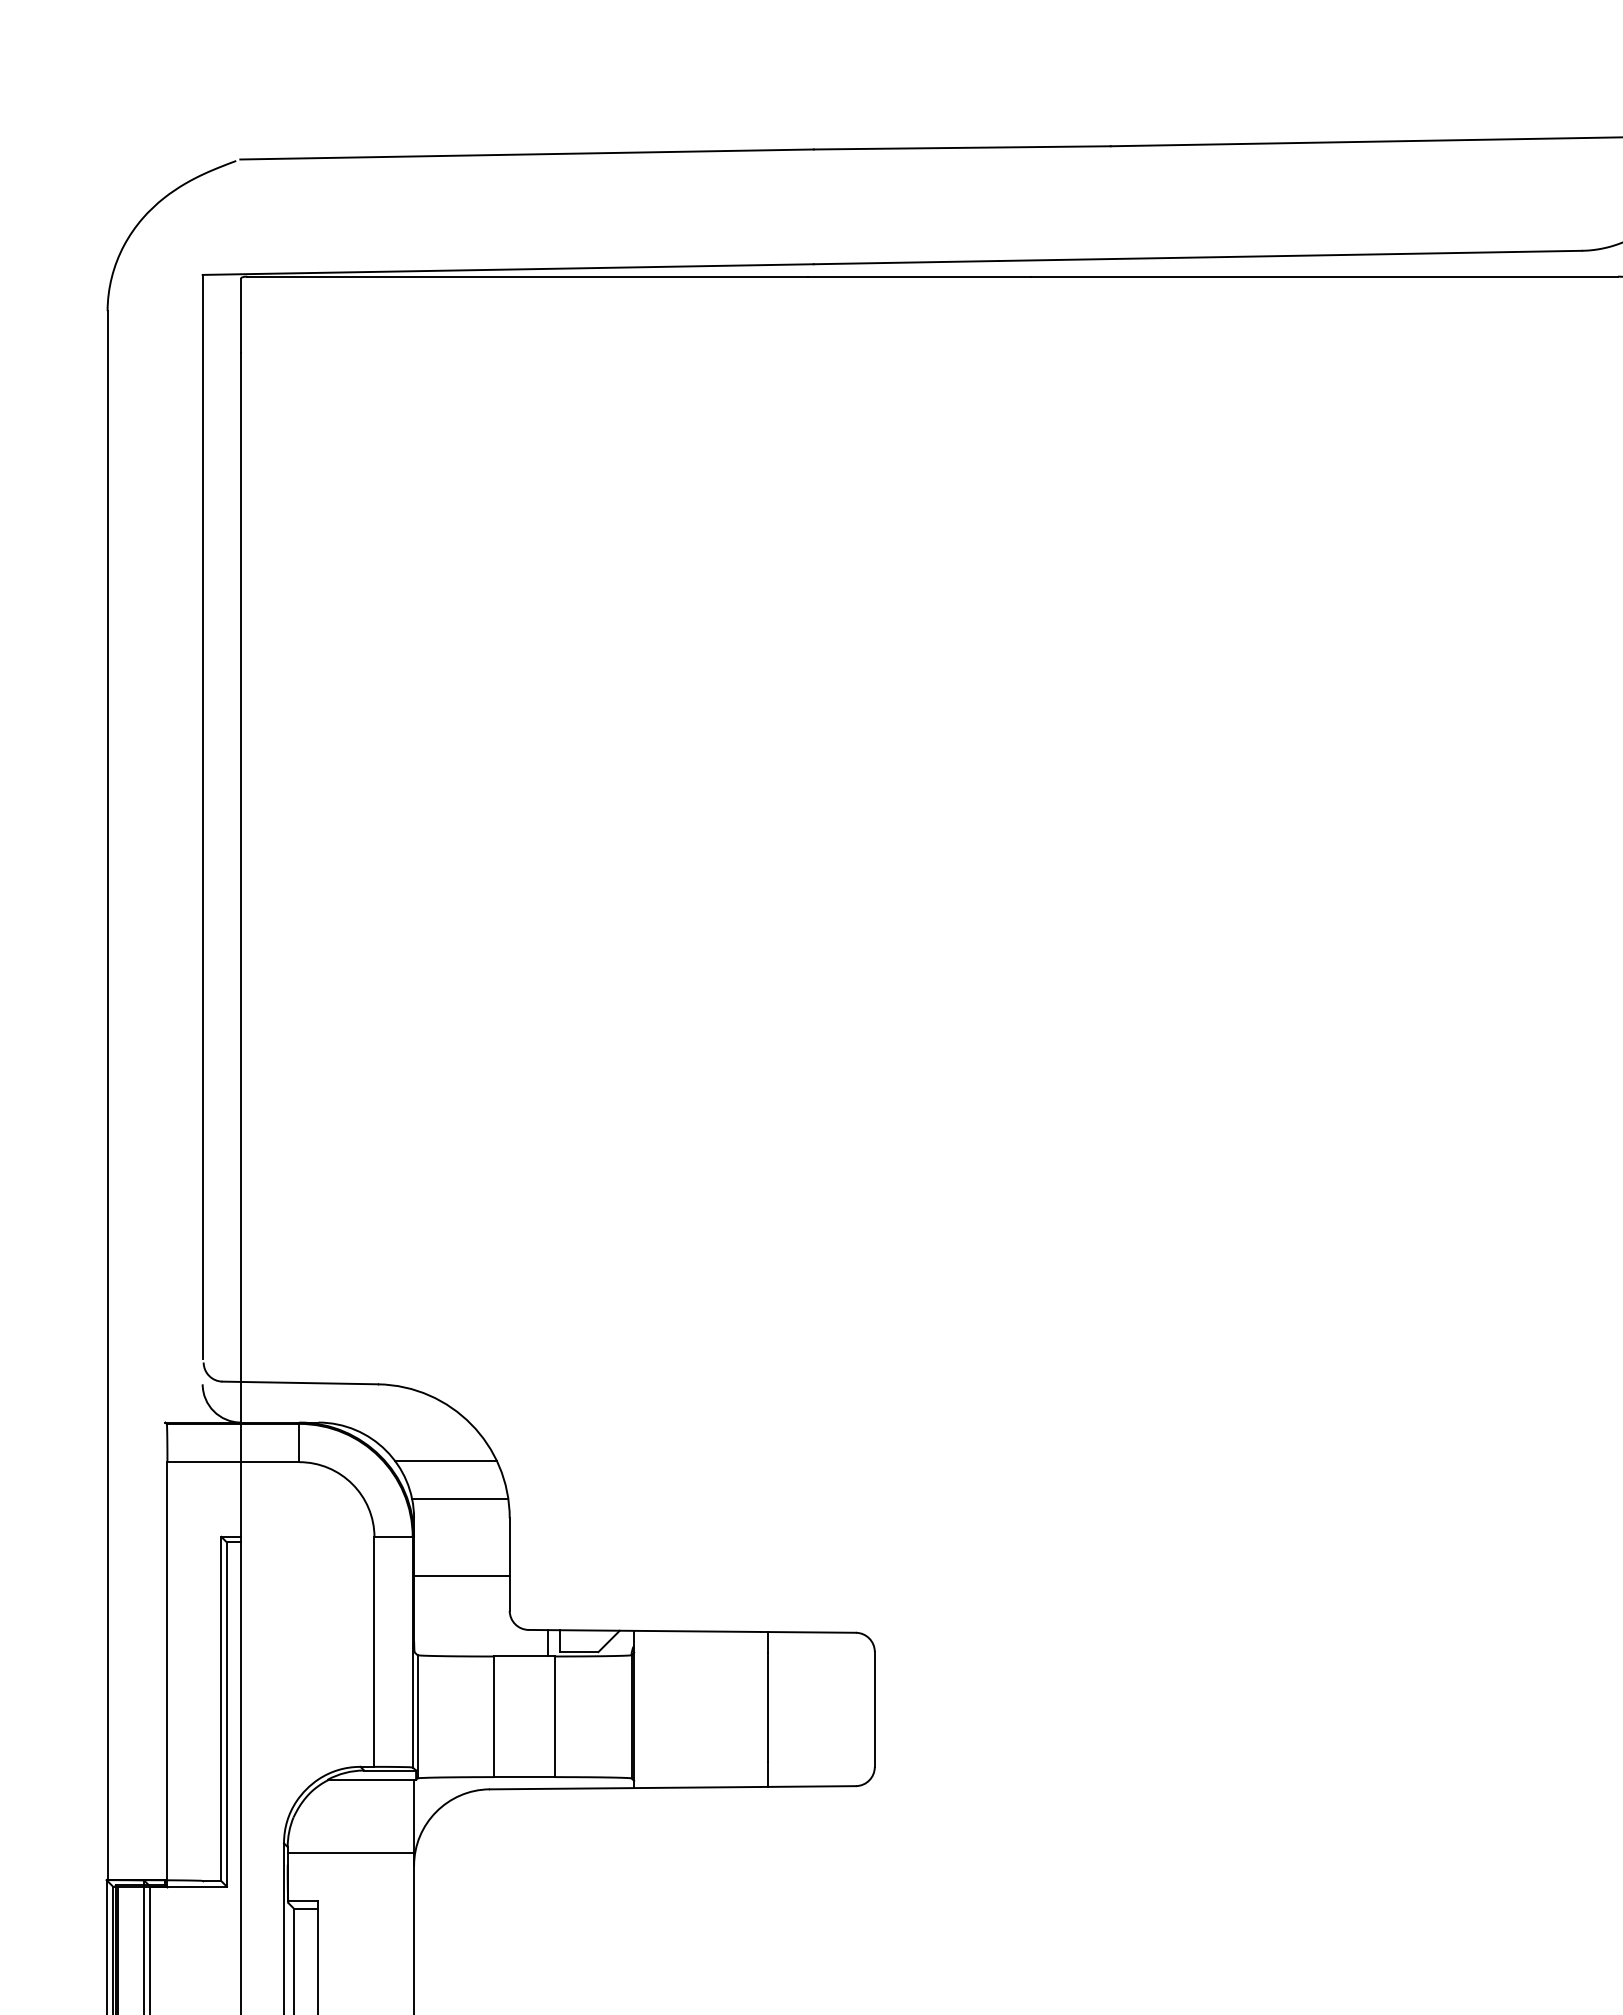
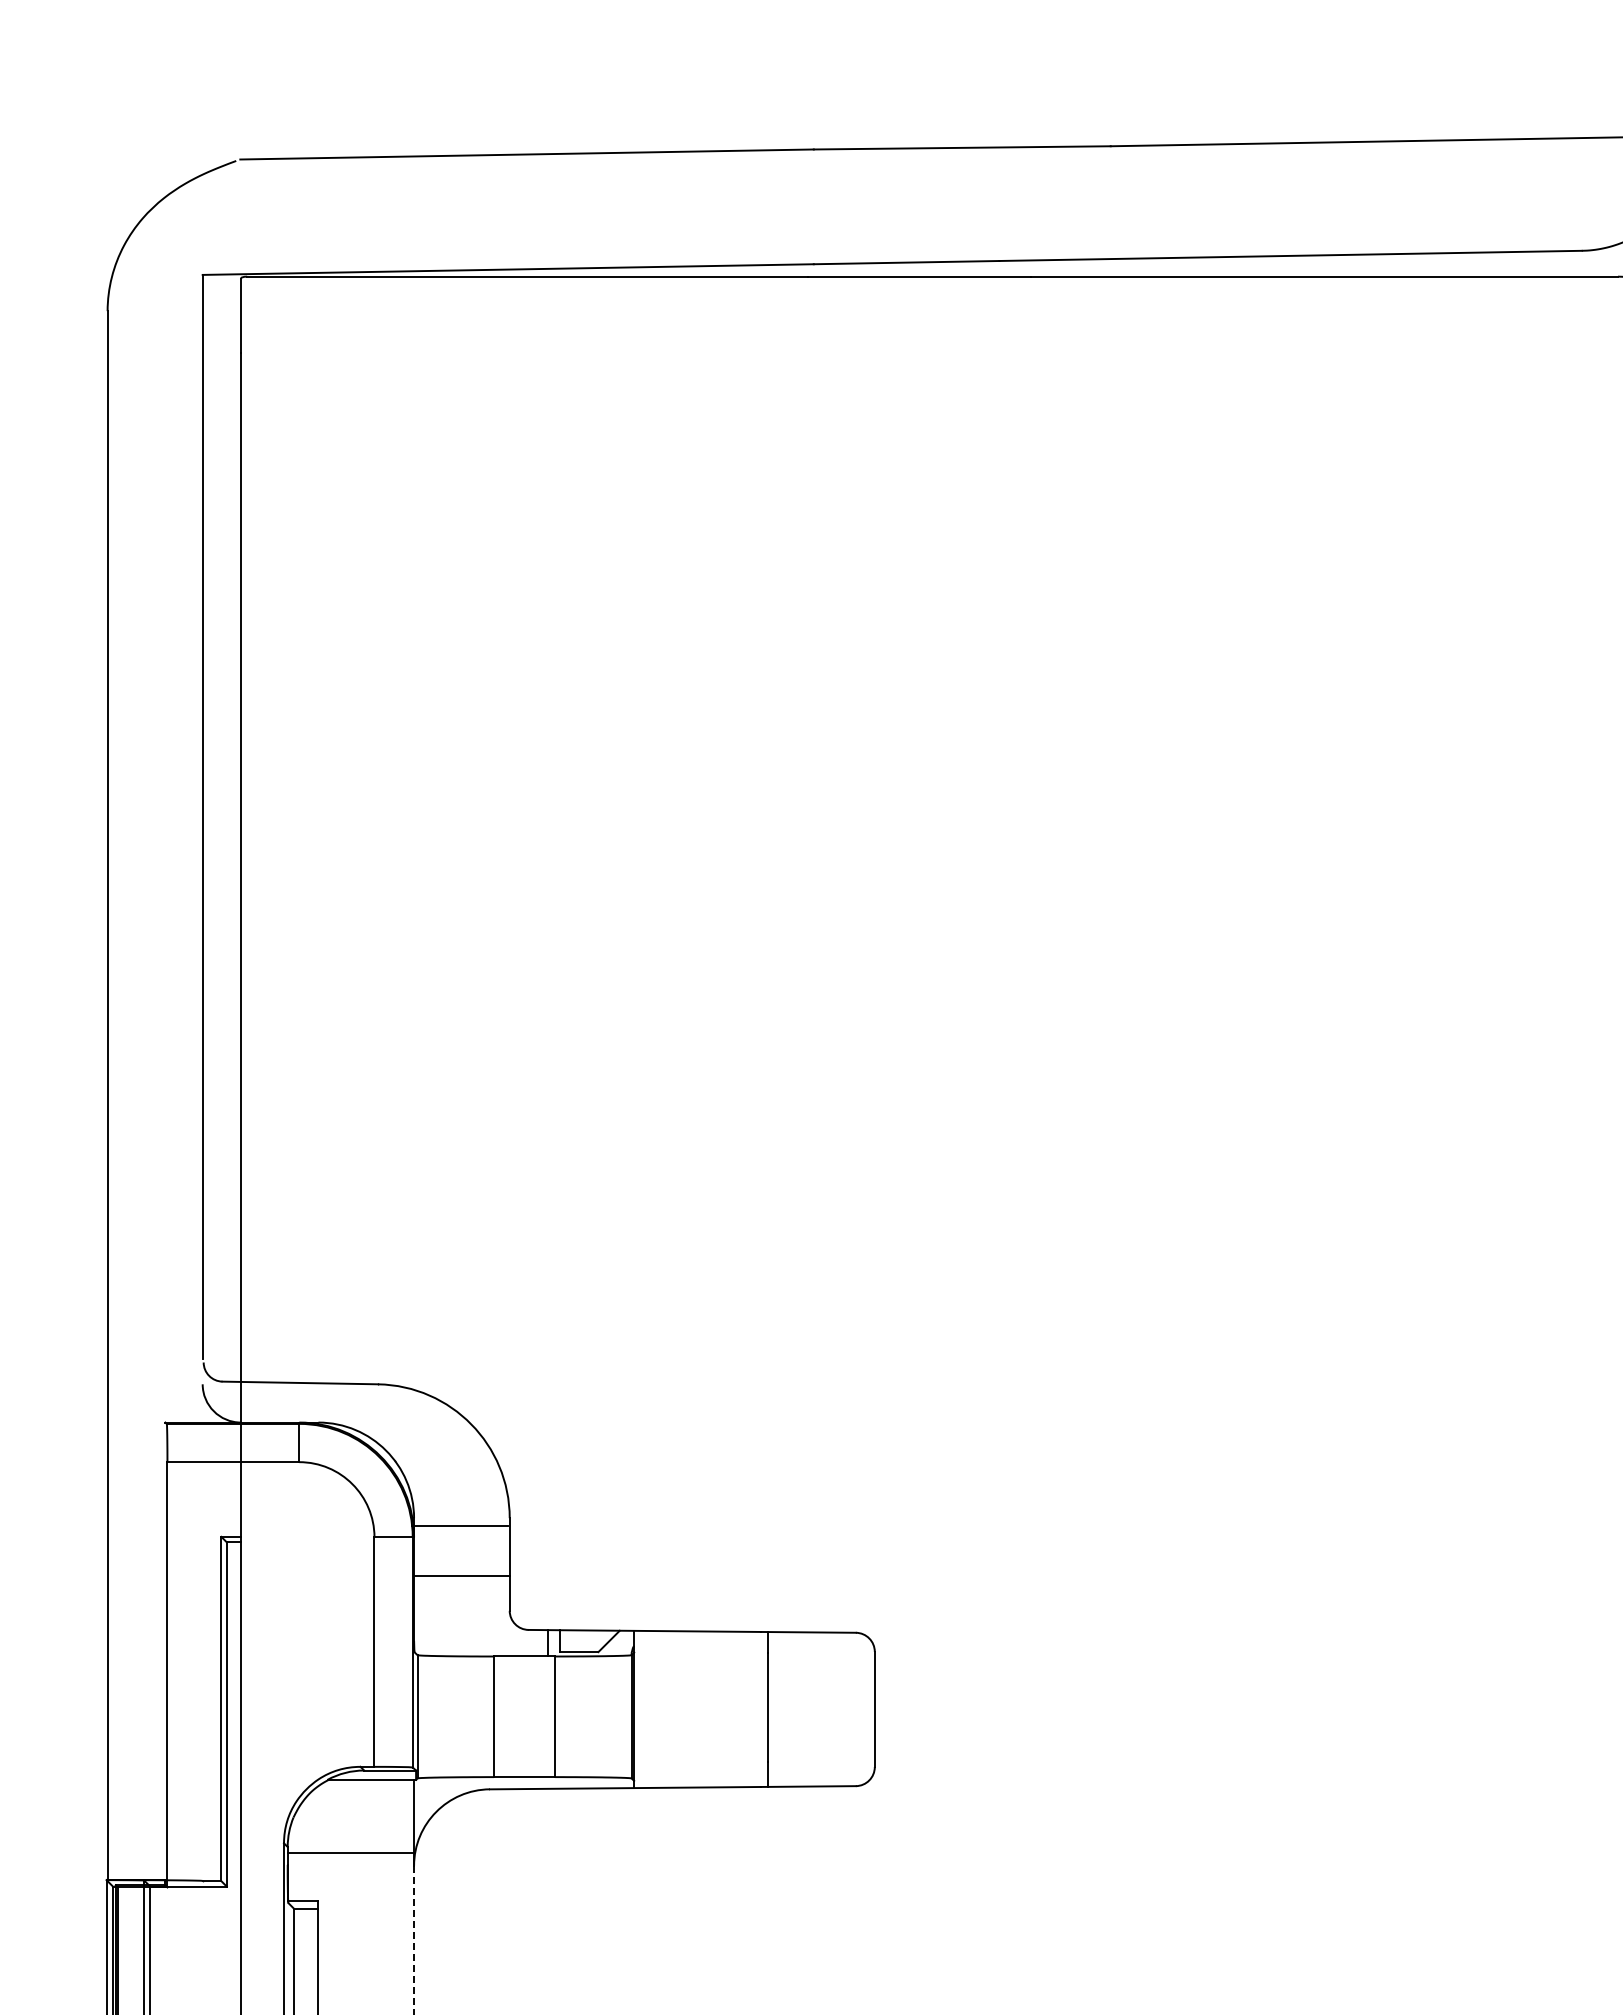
line: present -> none (445, 1460)
line position: (460, 1499) -> (460, 1526) (460, 1526)
line: solid -> dashed (414, 1940)
